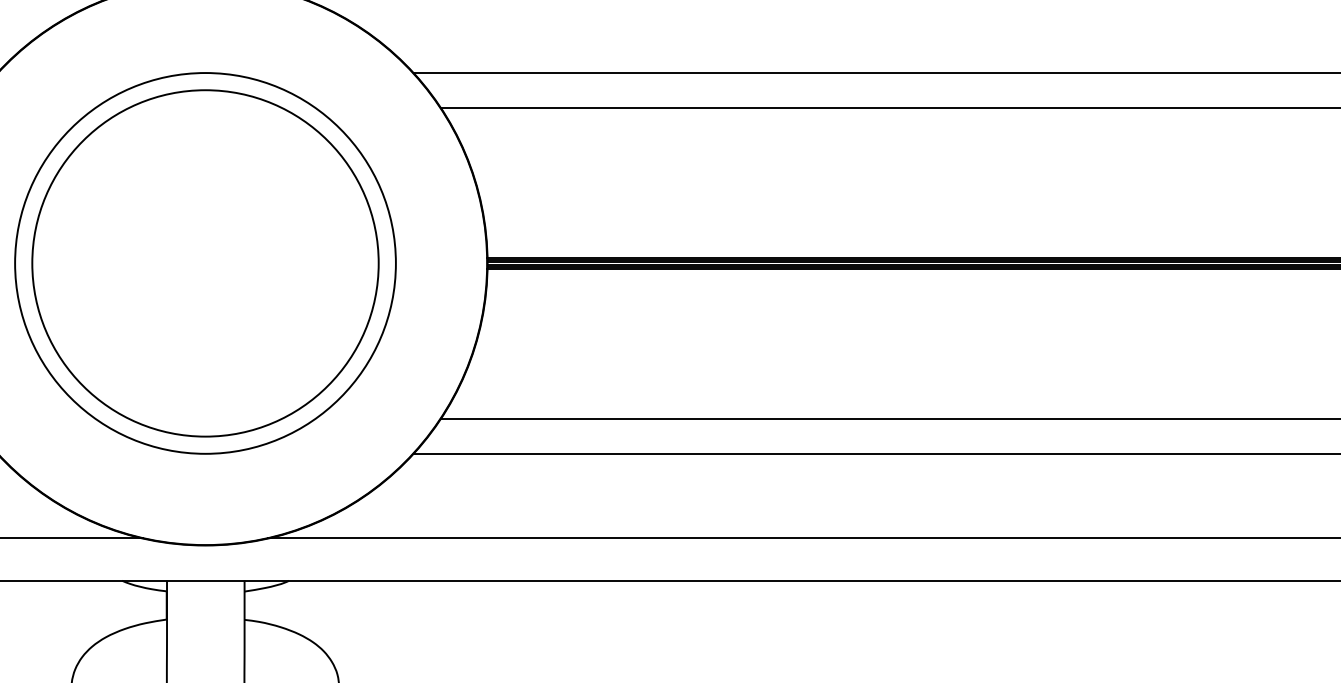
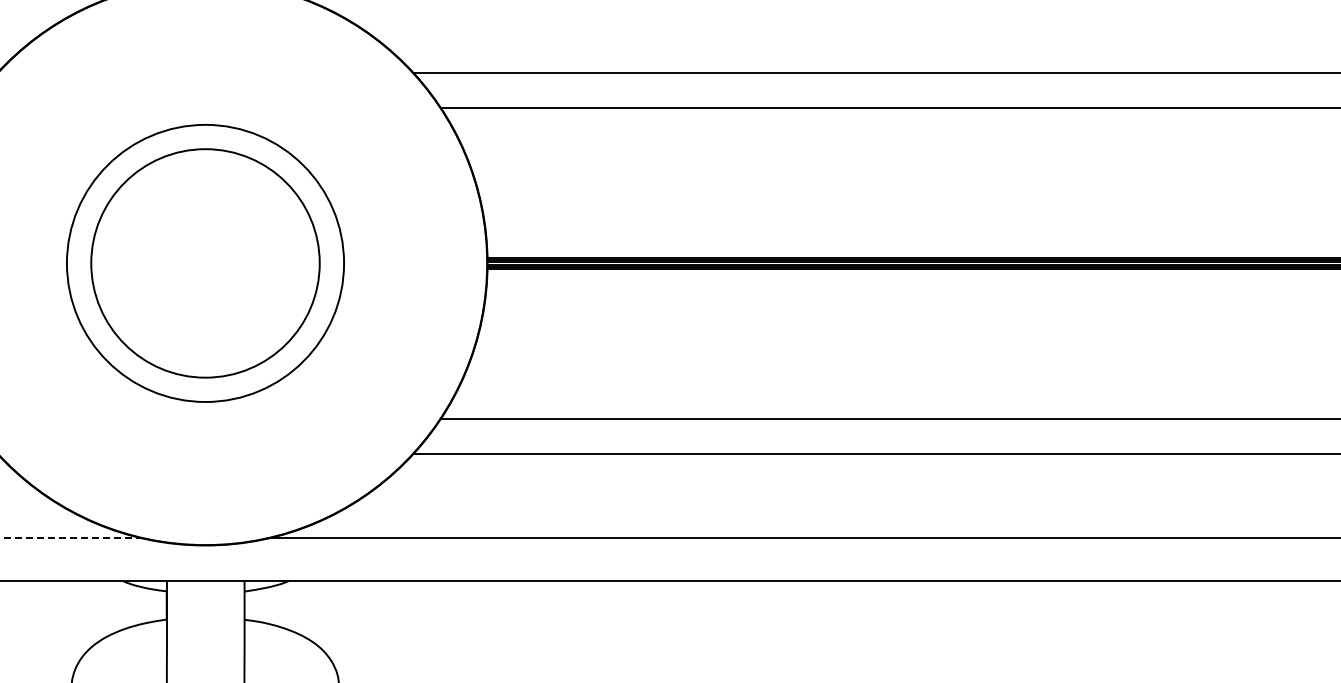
circle diameter: 346 px -> 277 px (205, 262)
circle diameter: 381 px -> 228 px (205, 263)
line: solid -> dashed (71, 538)
